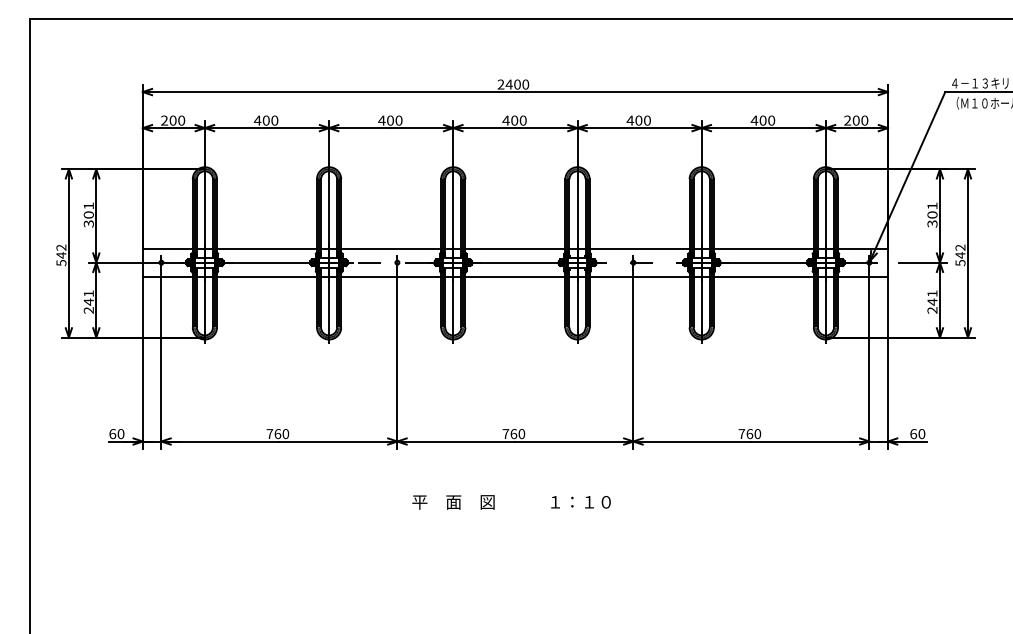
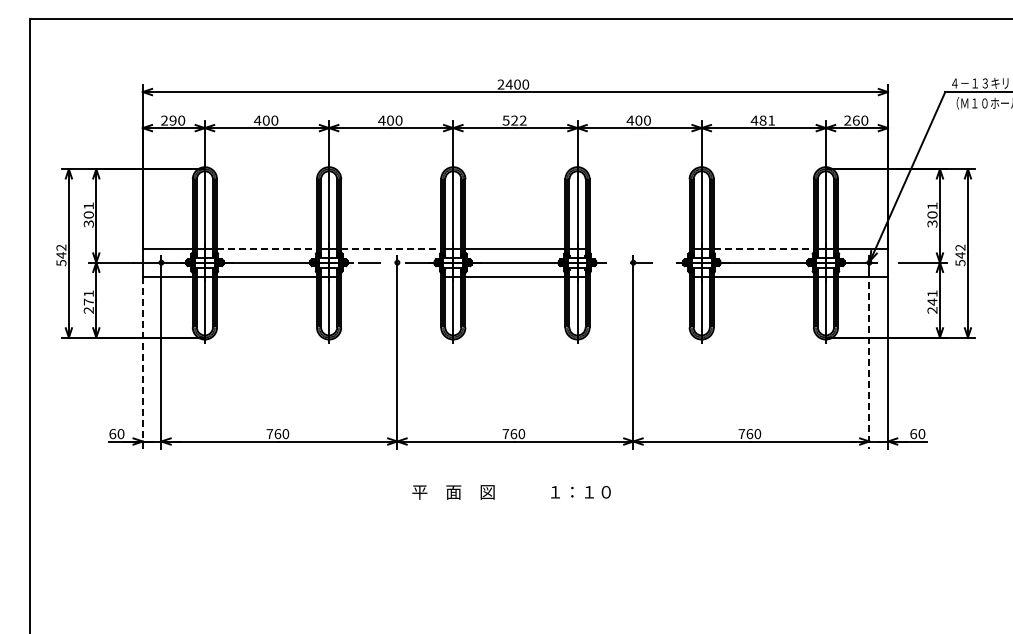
text: 200 -> 290 (172, 120)
text: 400 -> 522 (514, 120)
text: 400 -> 481 (767, 120)
text: 200 -> 260 (855, 120)
line: solid -> dashed (267, 248)
line: solid -> dashed (391, 248)
line: present -> none (639, 248)
line: solid -> dashed (763, 248)
line: present -> none (391, 276)
line: present -> none (639, 276)
text: 241 -> 271 (88, 301)
line: solid -> dashed (869, 359)
line: solid -> dashed (142, 362)
text position: (511, 502) -> (511, 492) (511, 492)
